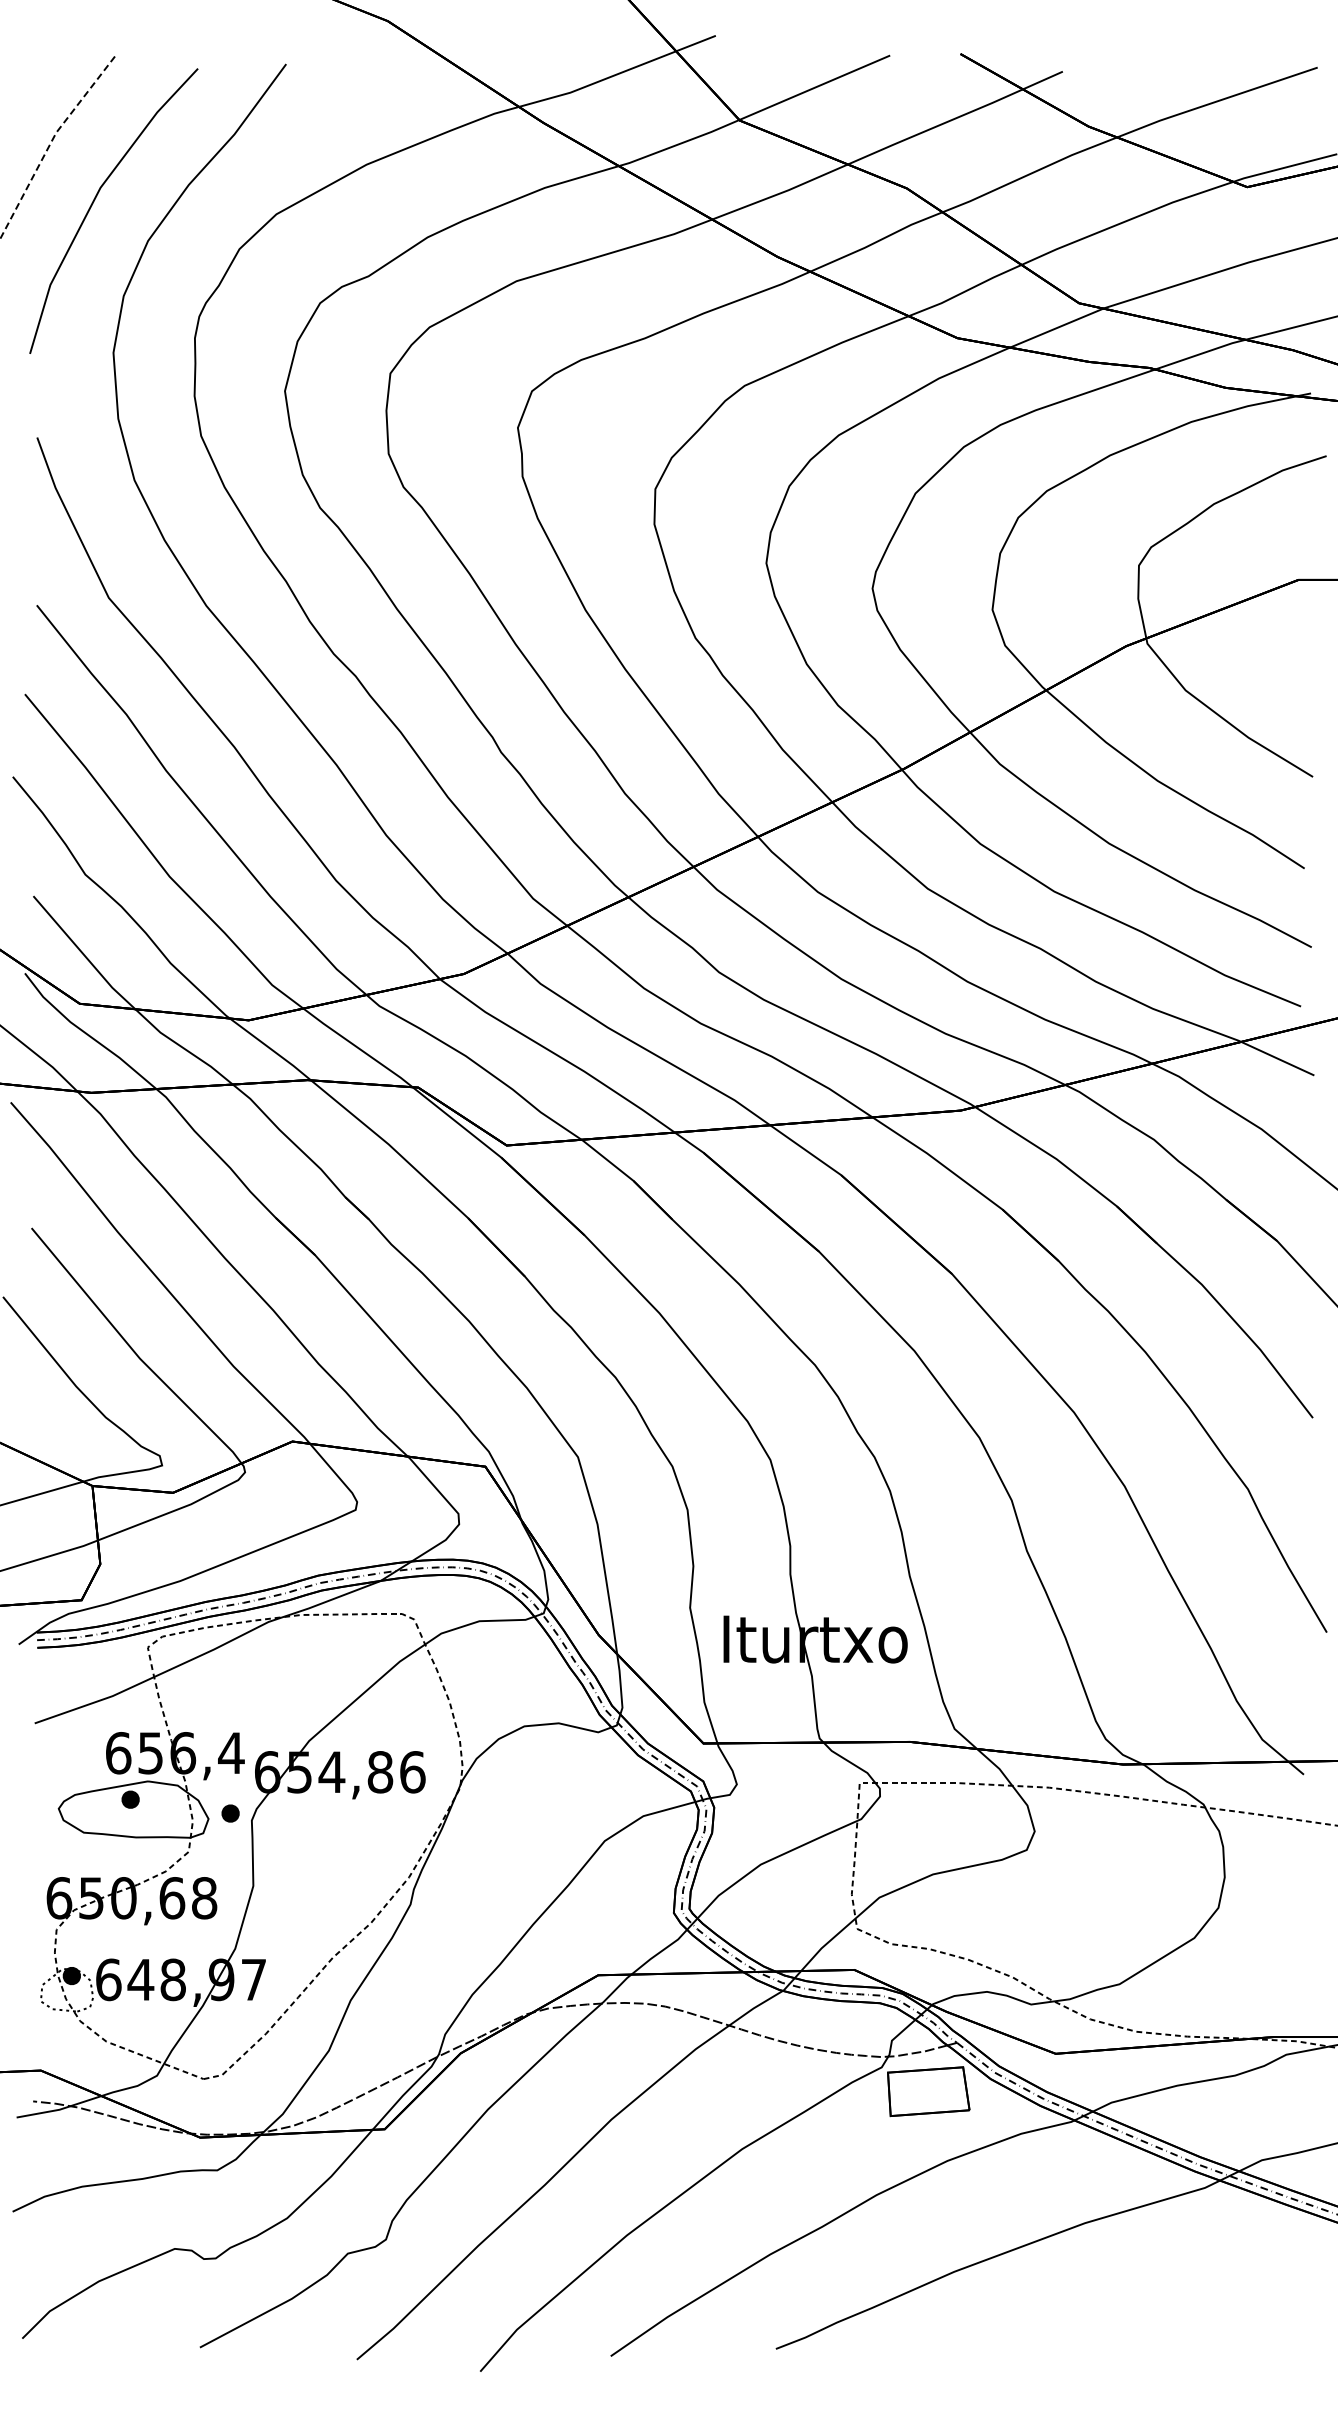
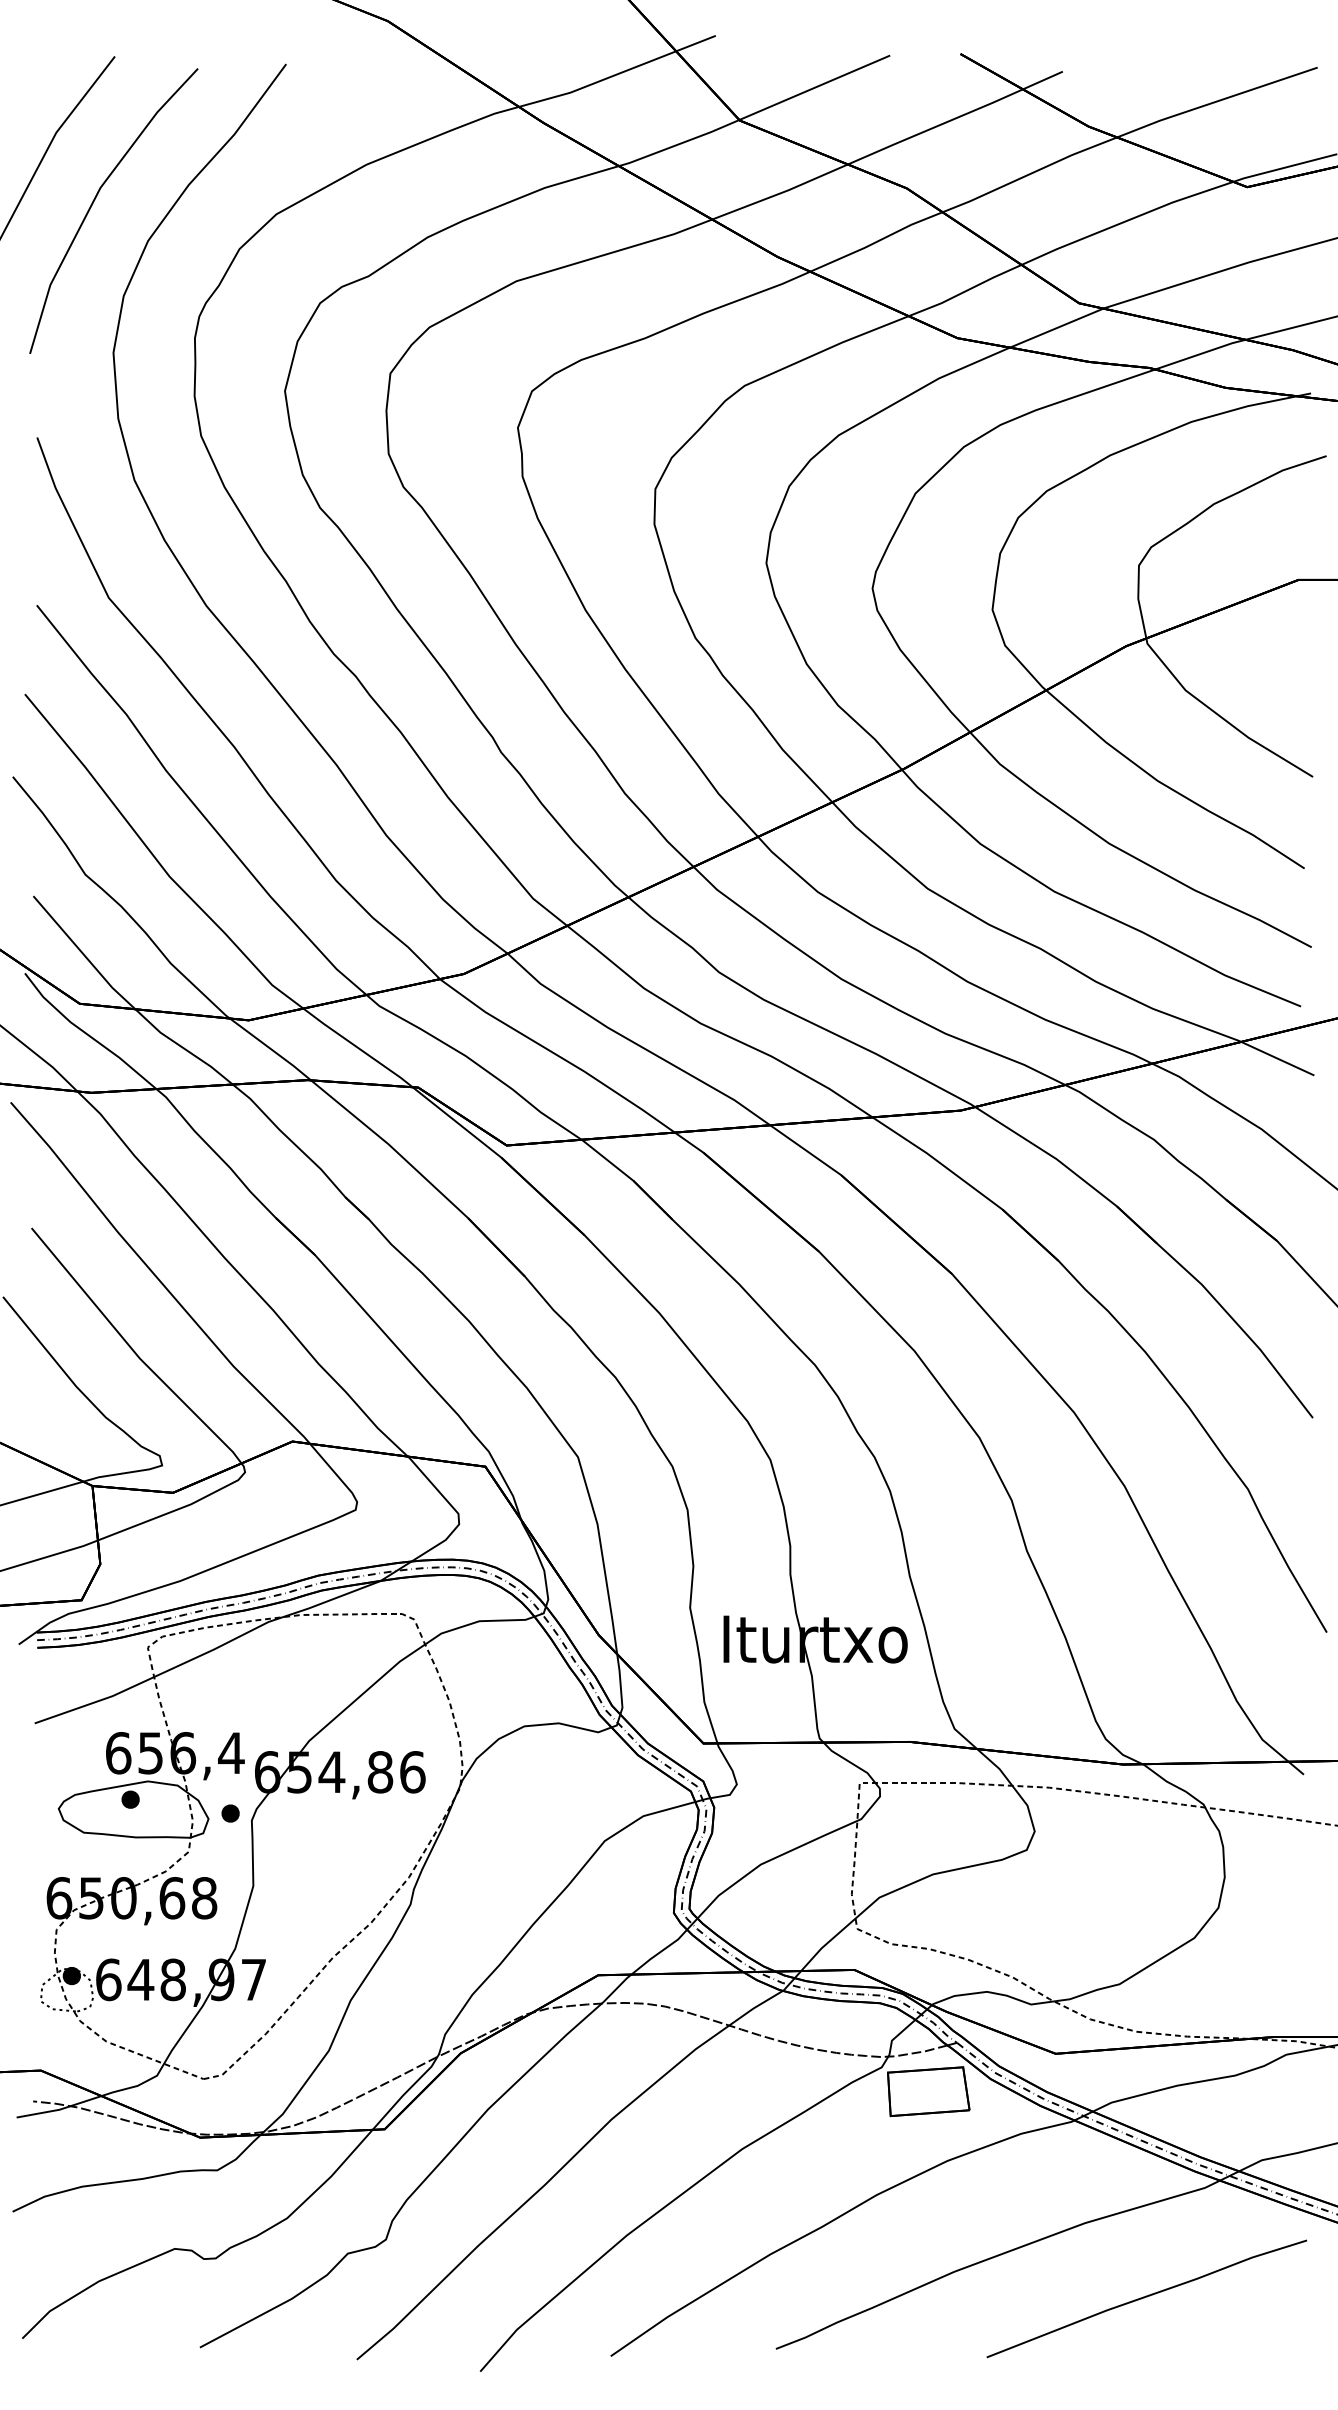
line: dashed -> solid (51, 142)
line: none -> present (1146, 2297)
